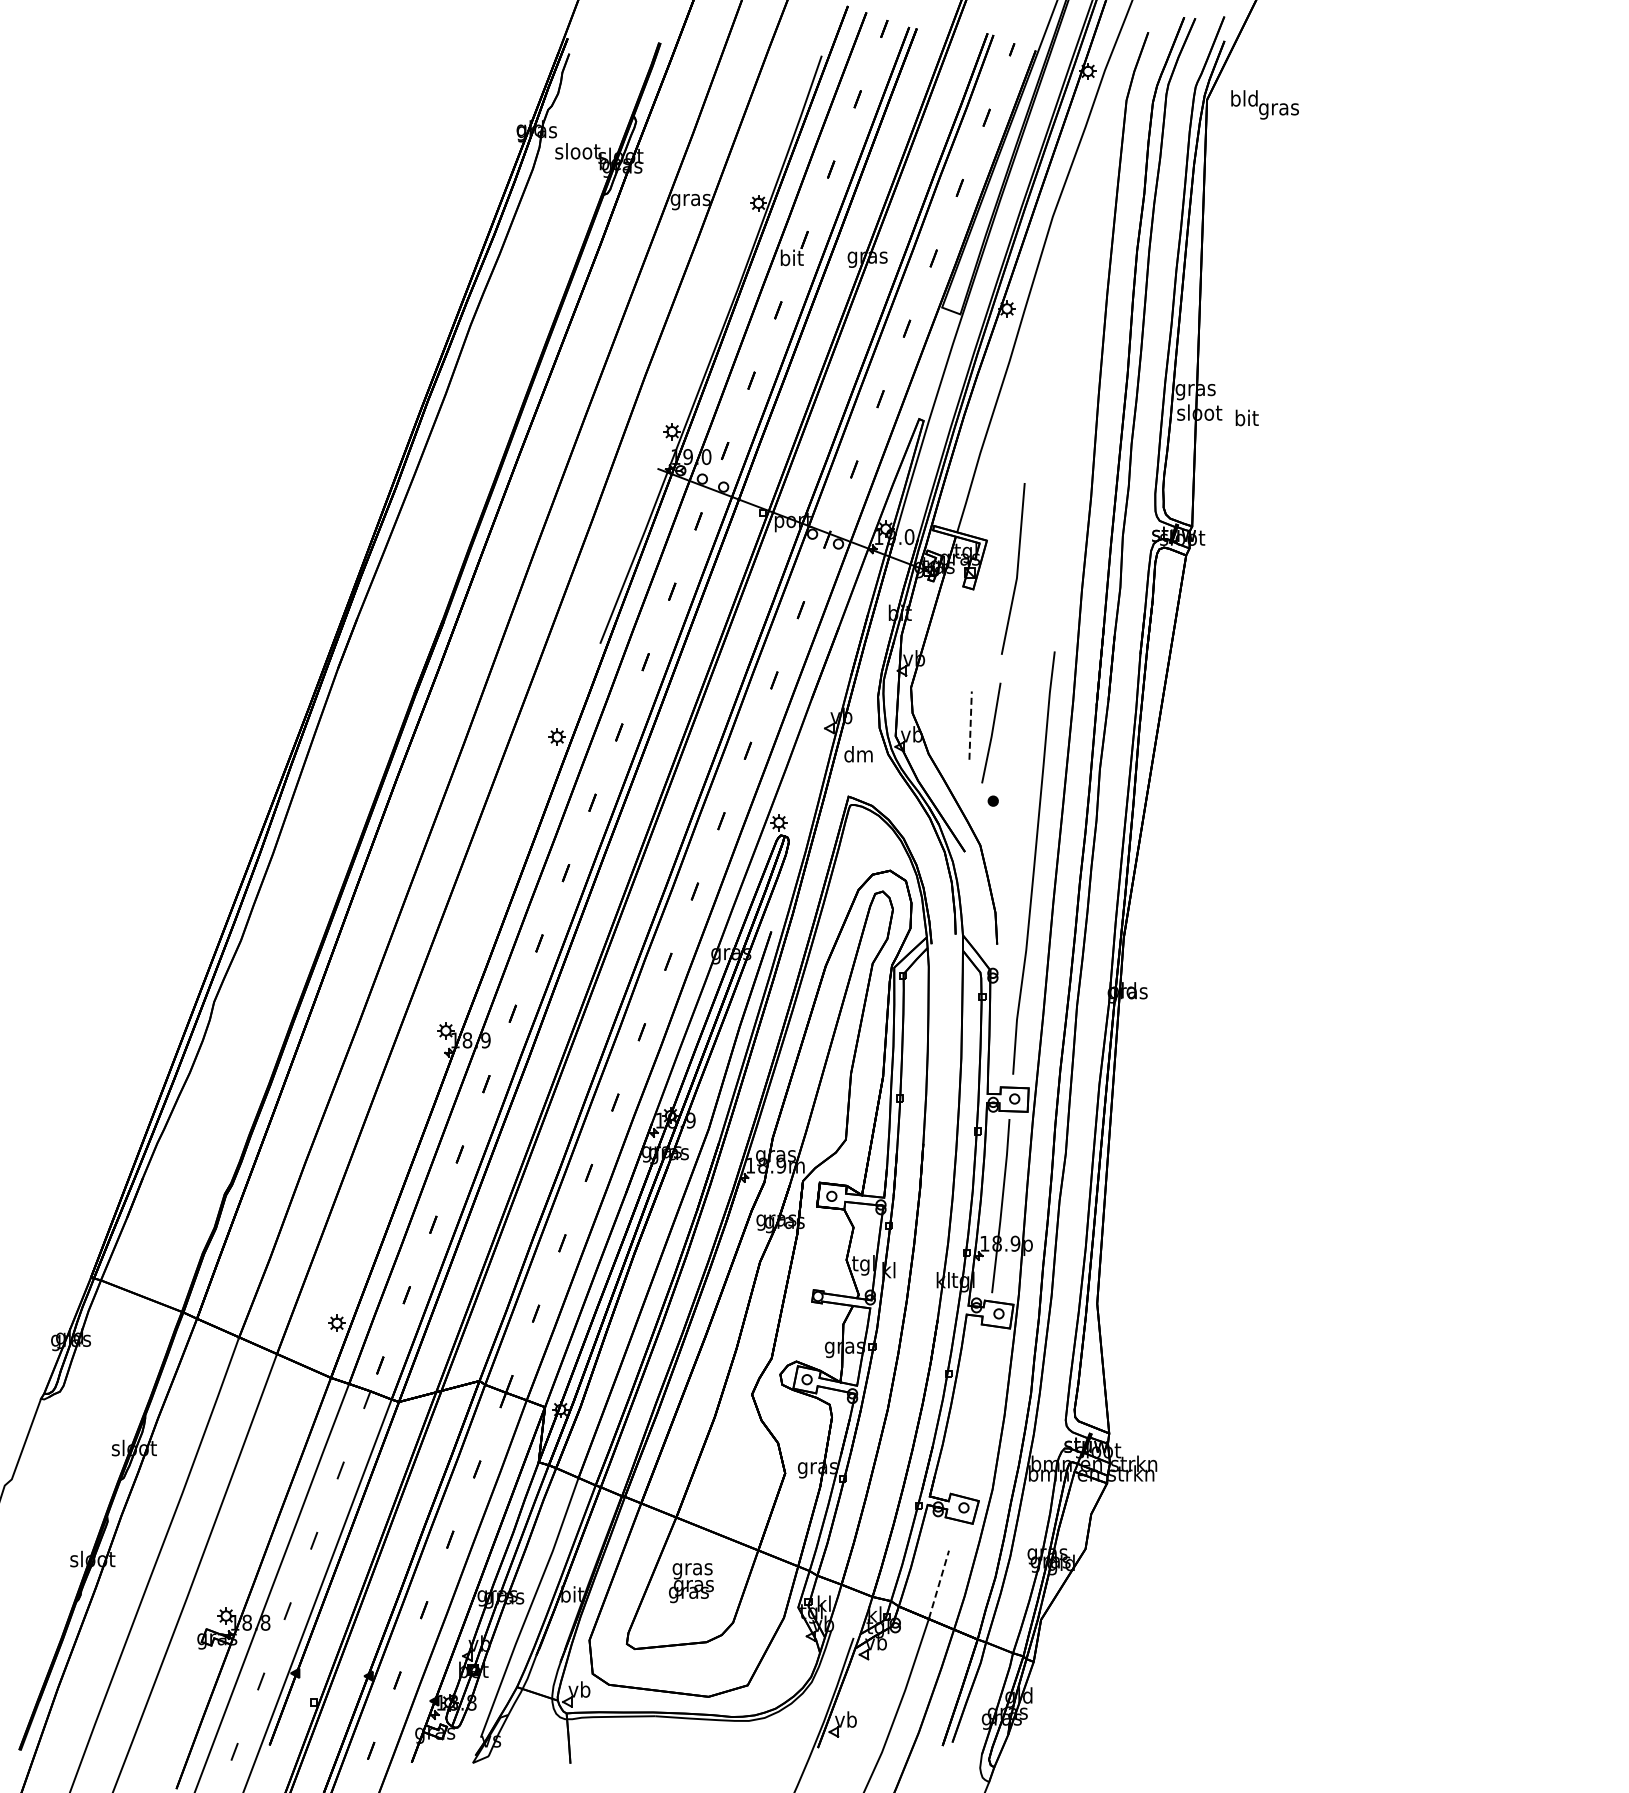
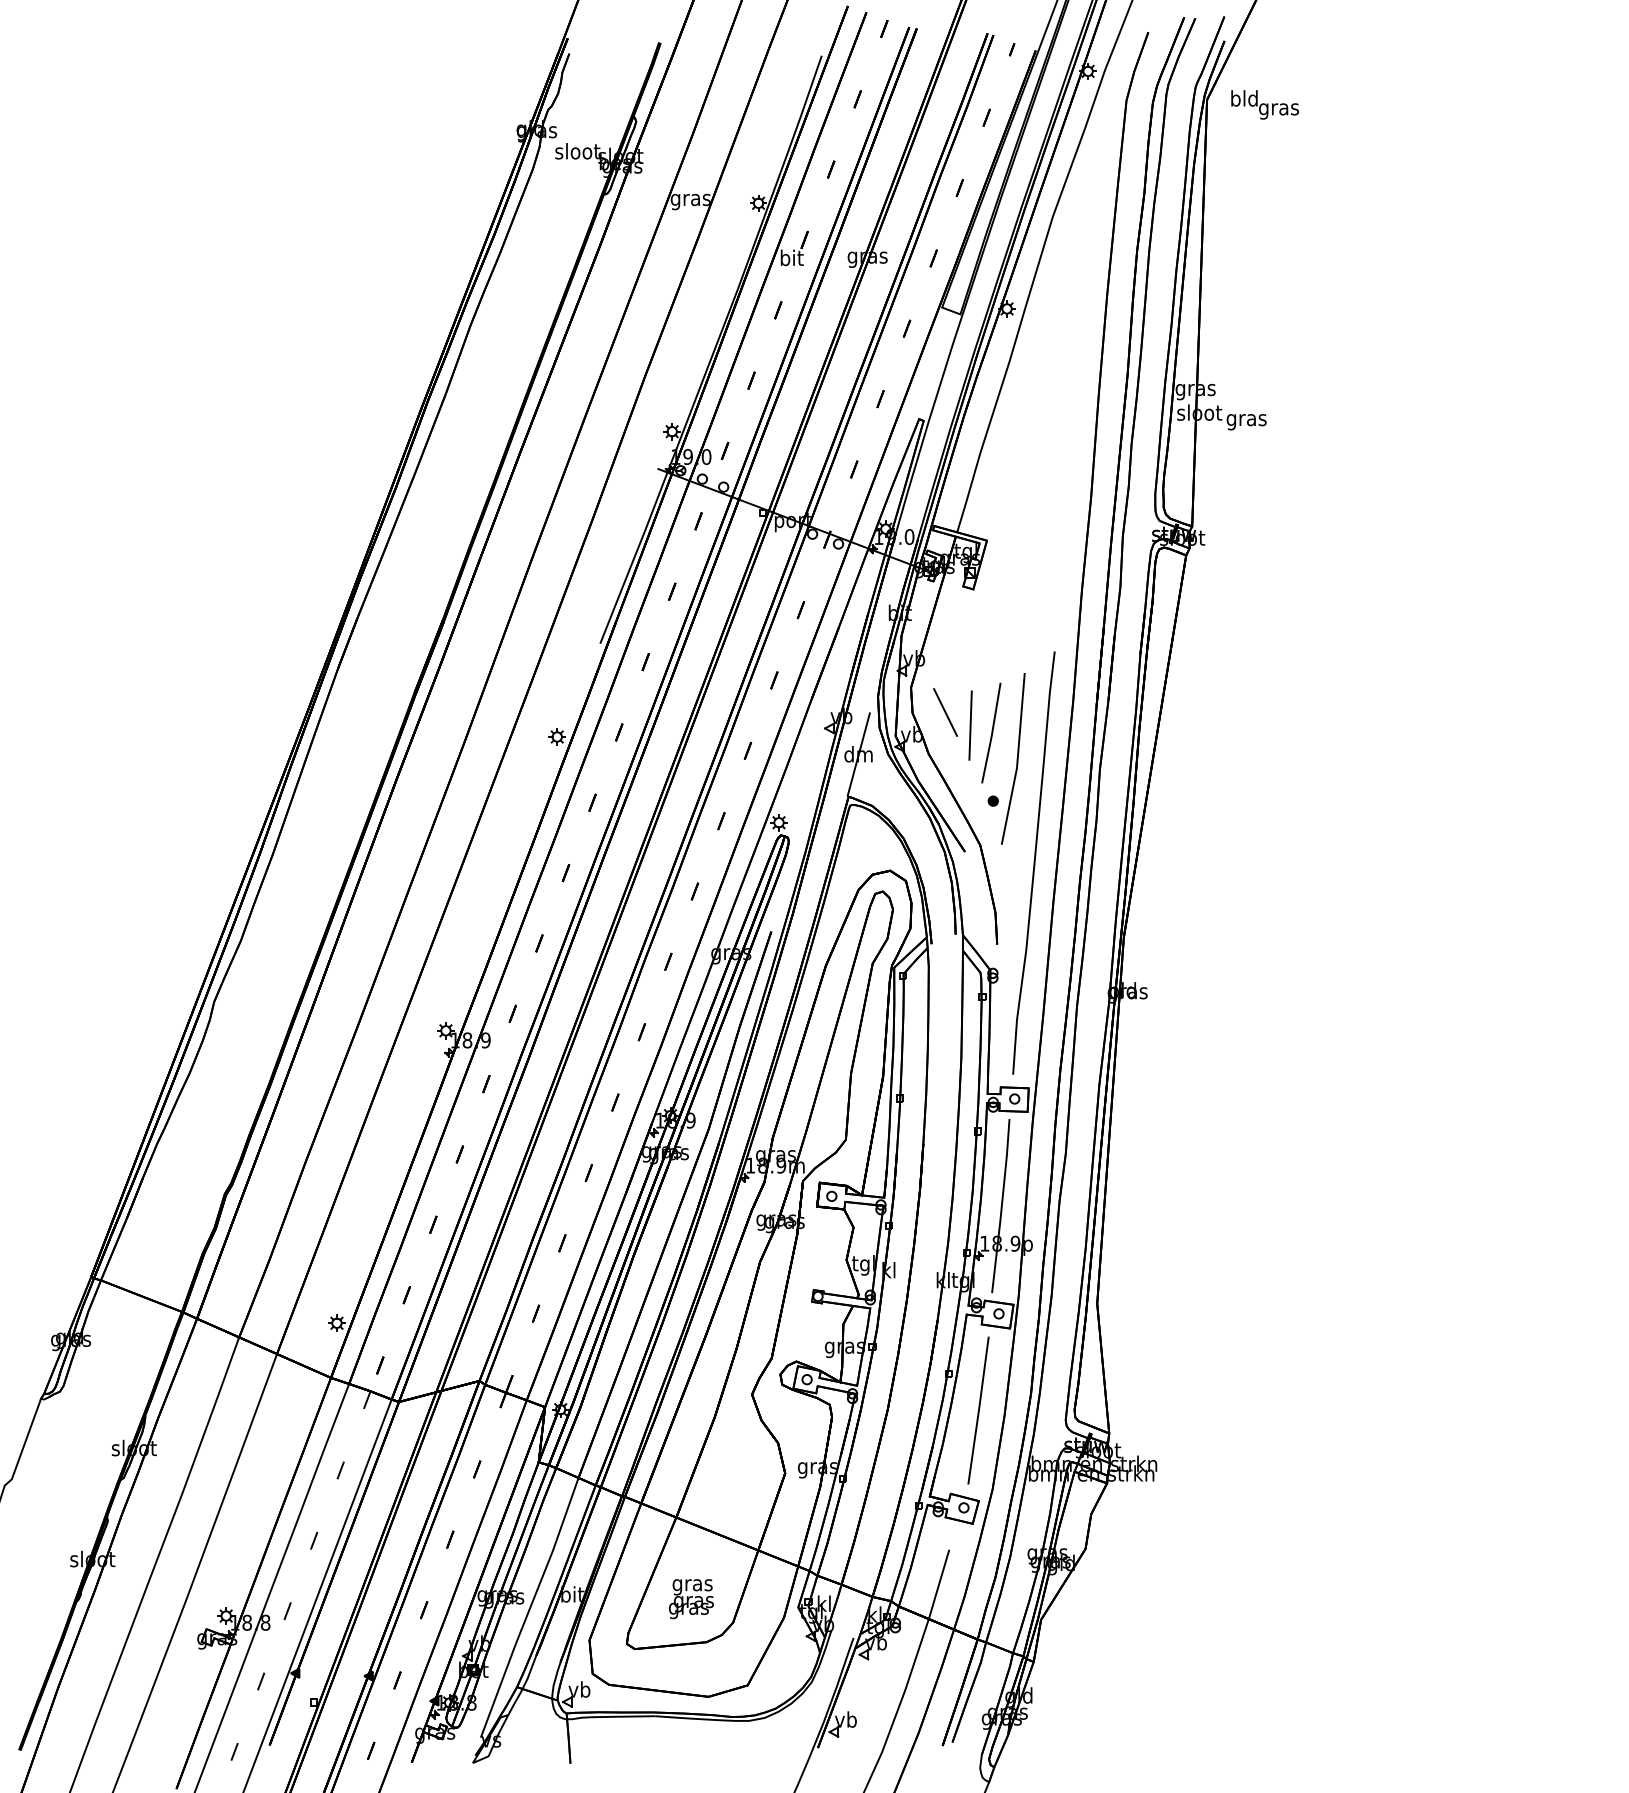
text: bit -> gras (1246, 419)
line position: (1016, 568) -> (1016, 758) (1016, 758)
line: none -> present (945, 712)
line: dashed -> solid (970, 725)
line: none -> present (858, 754)
line: none -> present (978, 1410)
text position: (691, 1583) -> (691, 1599) (691, 1599)
line: dashed -> solid (939, 1584)
